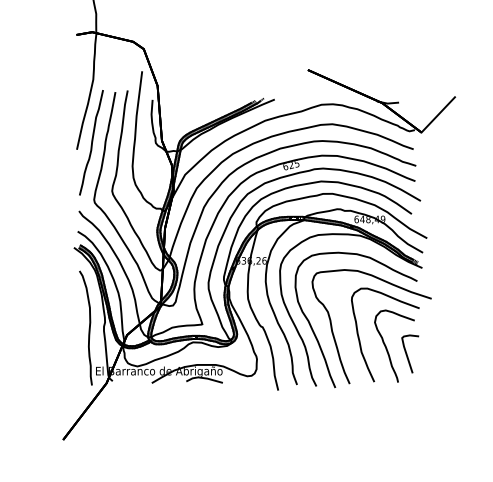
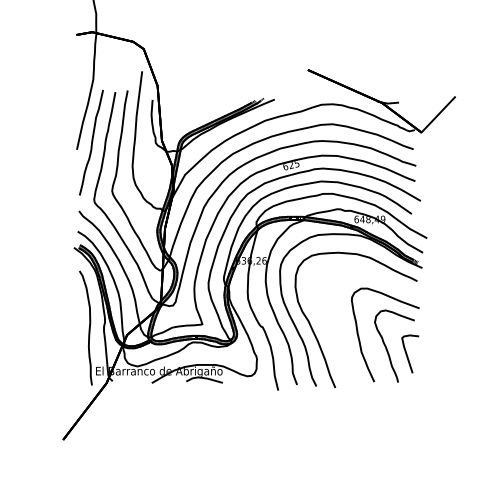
part: present -> none (335, 338)
